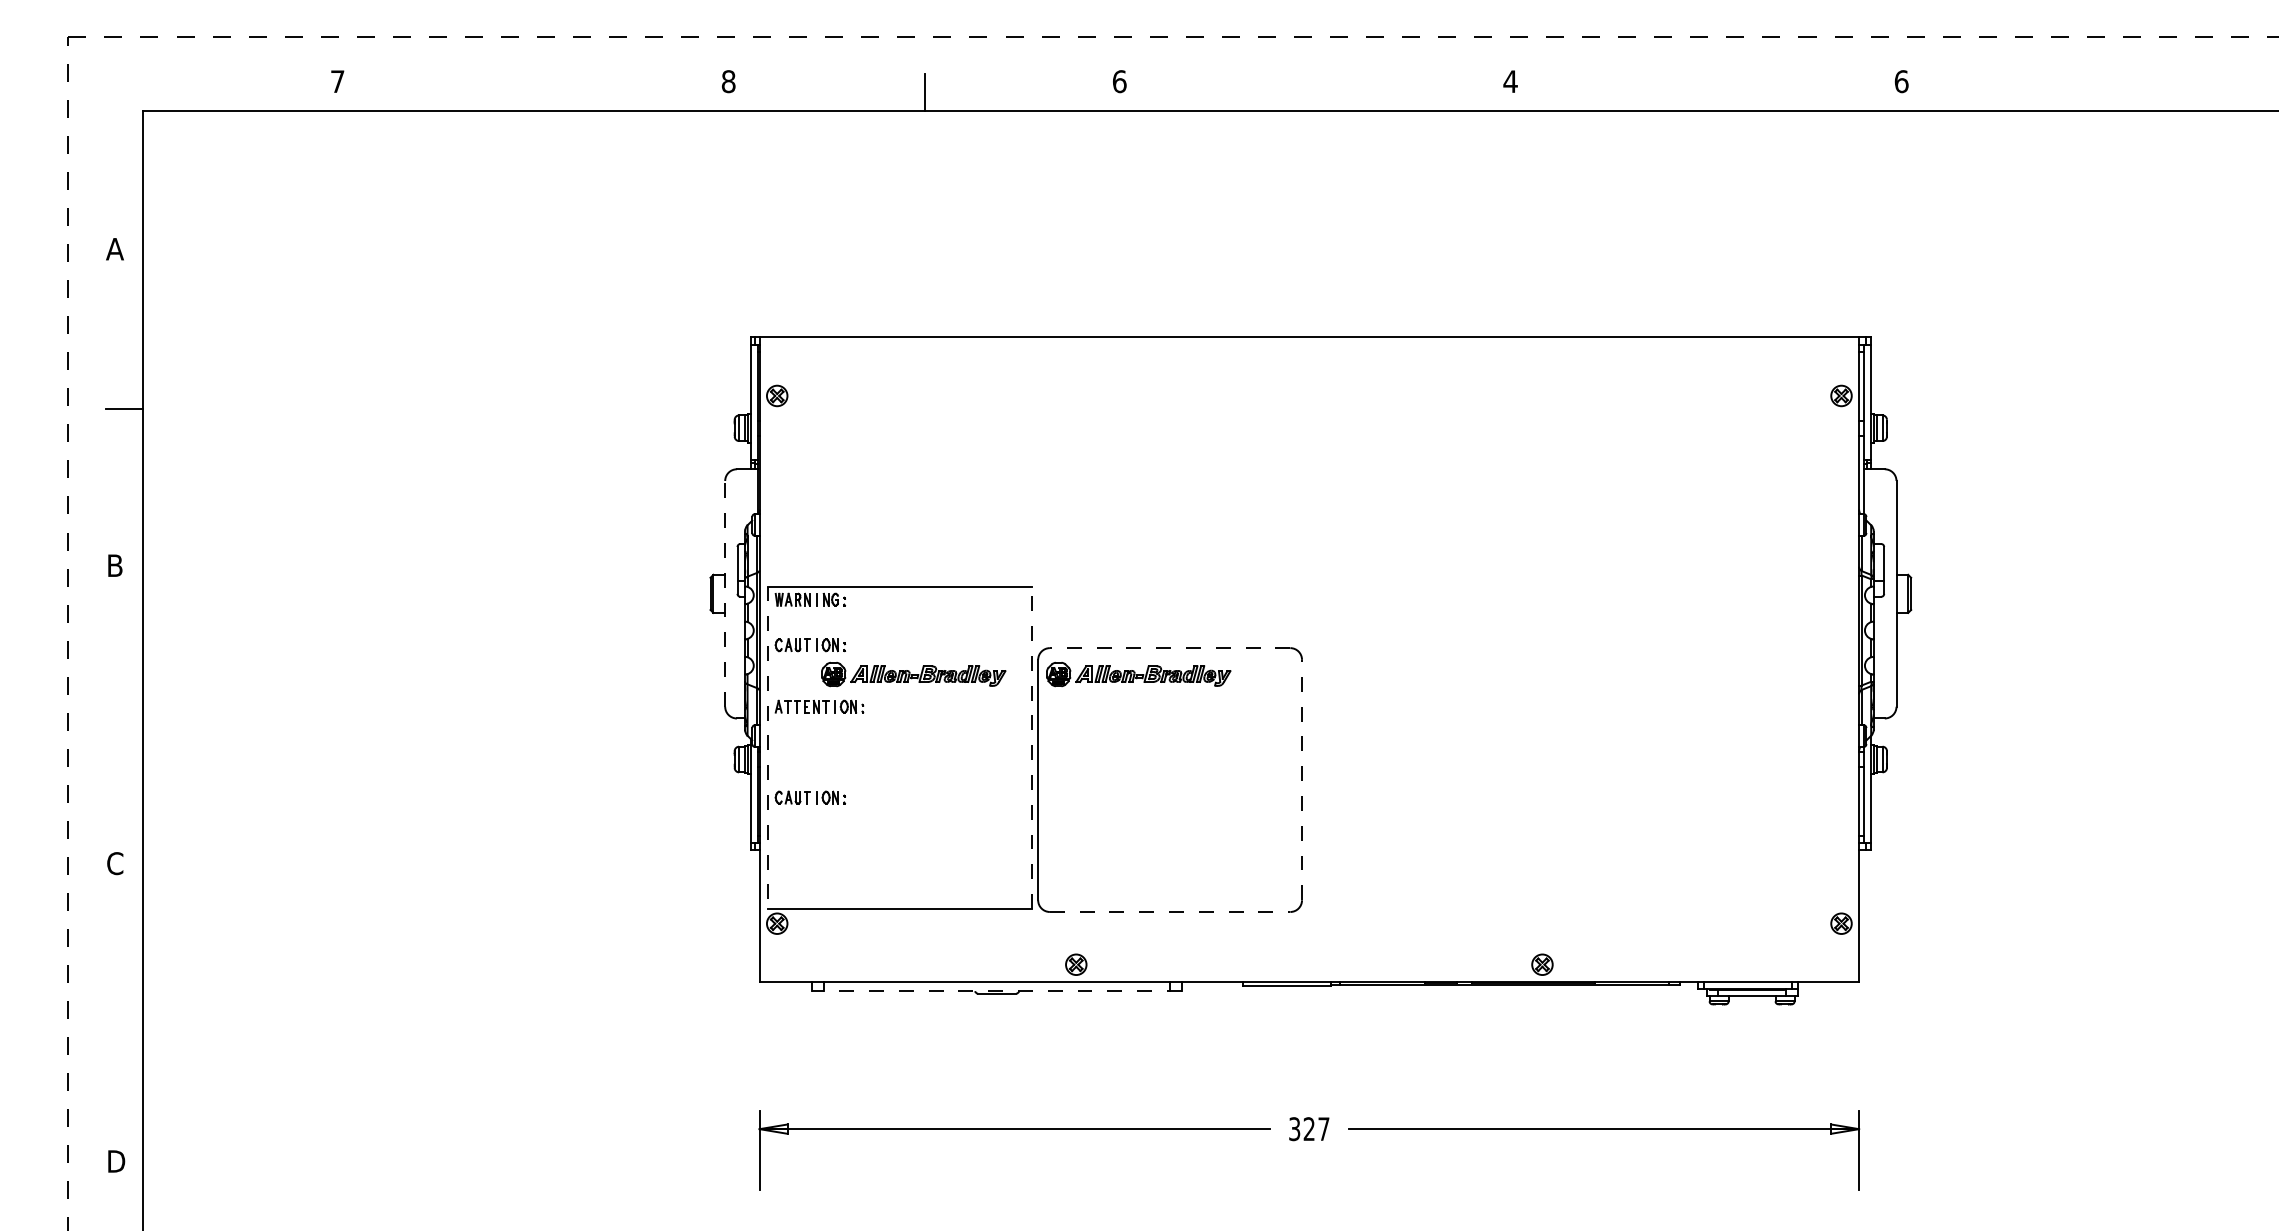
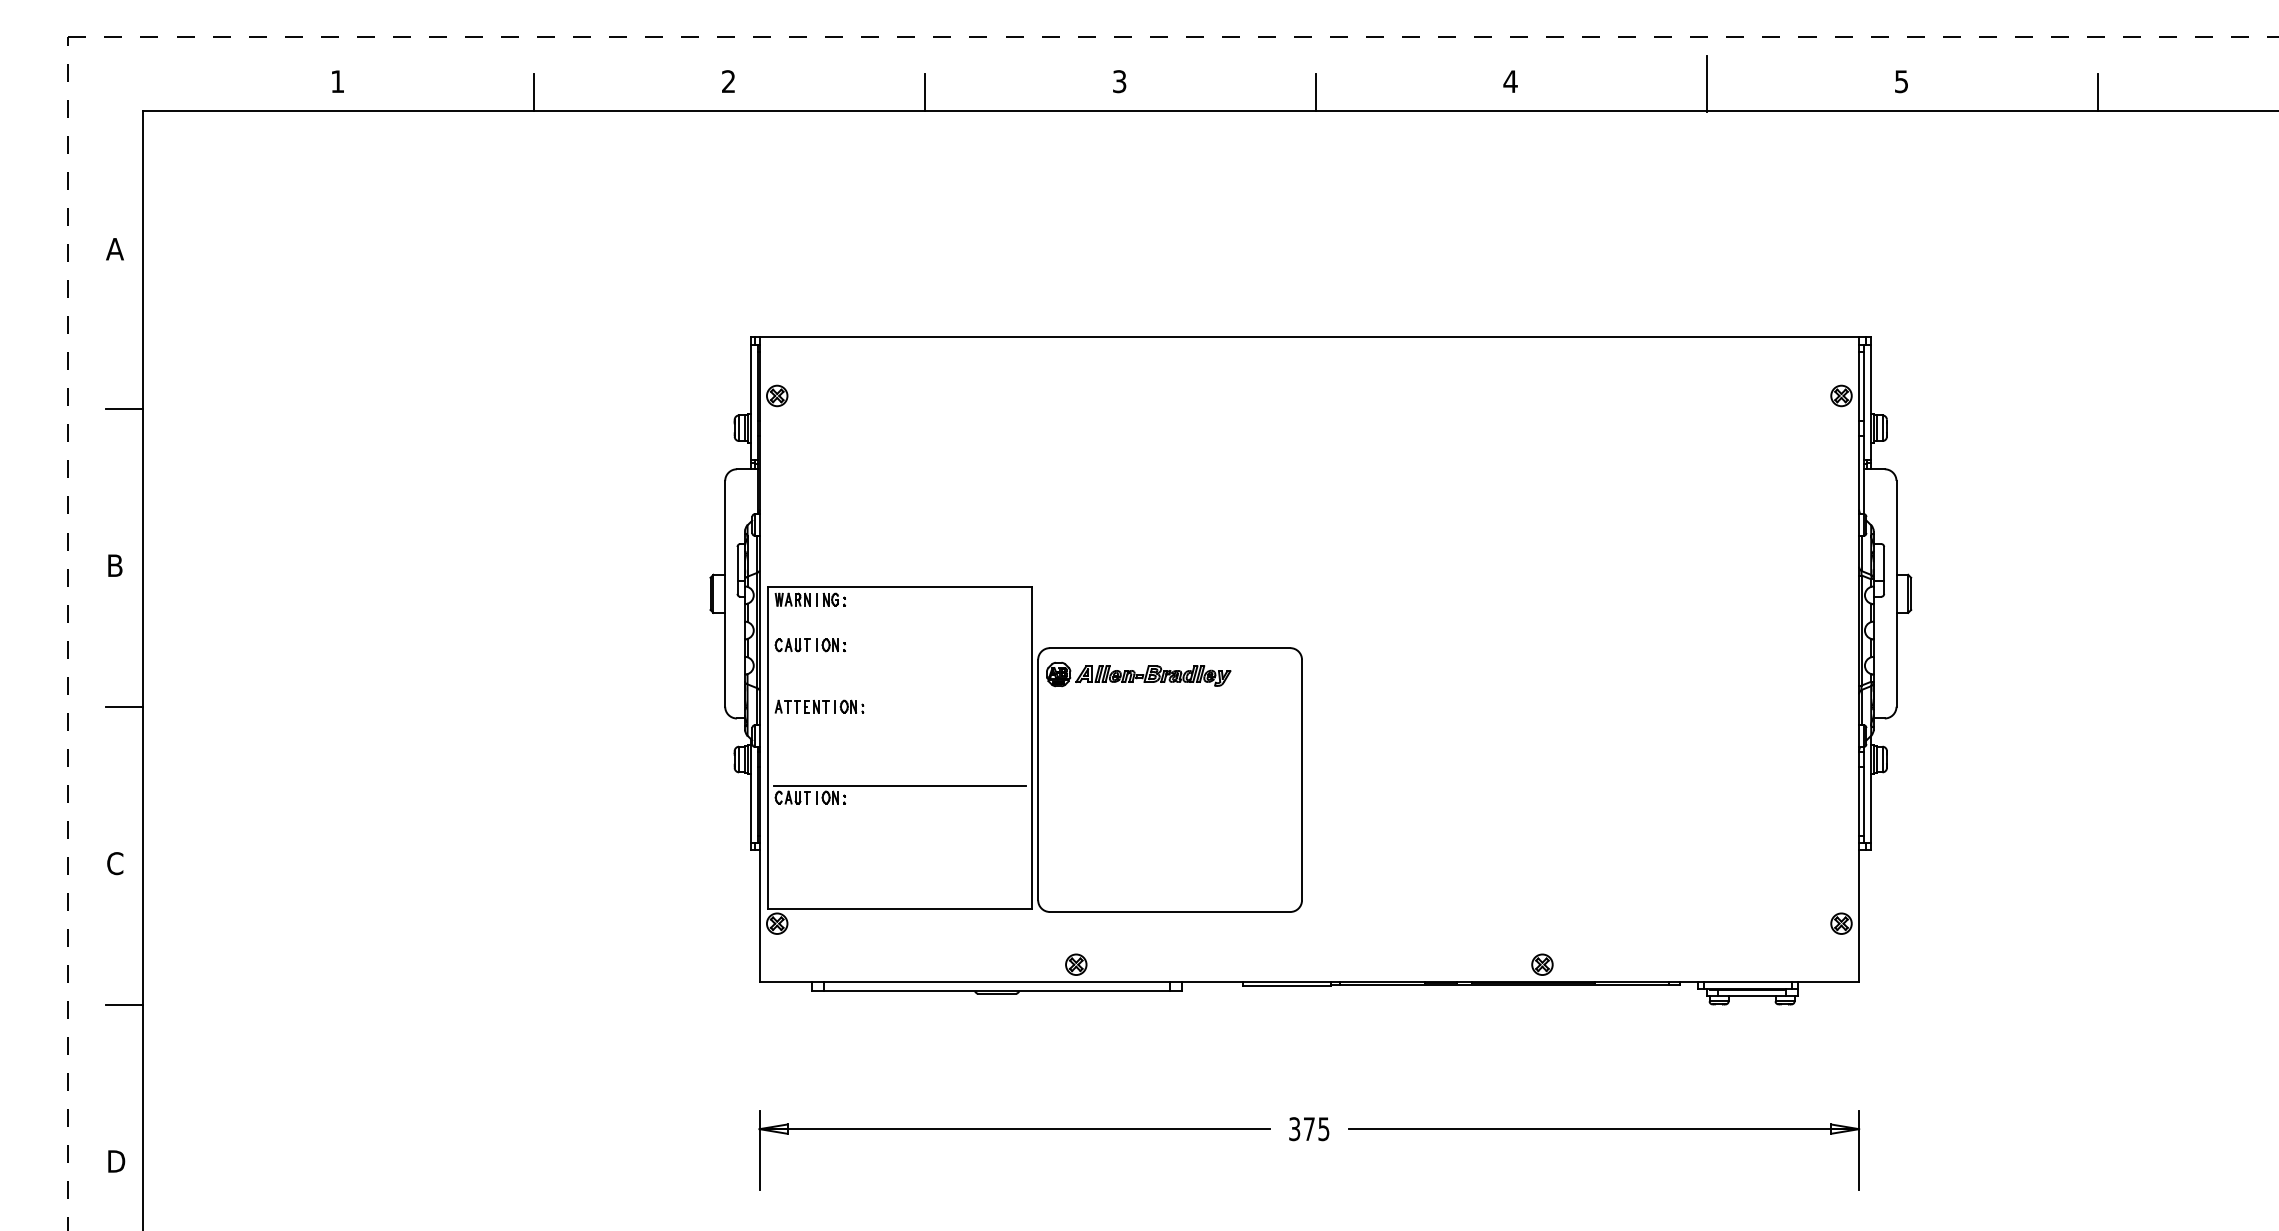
text: 7 -> 1 (337, 81)
text: 8 -> 2 (728, 81)
text: 6 -> 3 (1119, 81)
text: 6 -> 5 (1901, 81)
line: none -> present (1706, 83)
line: none -> present (533, 92)
line: none -> present (1315, 92)
line: none -> present (2097, 92)
line: dashed -> solid (725, 593)
line: dashed -> solid (1169, 648)
part: present -> none (913, 674)
line: none -> present (123, 707)
line: dashed -> solid (1032, 747)
line: dashed -> solid (768, 748)
line: dashed -> solid (1302, 779)
line: none -> present (900, 785)
line: dashed -> solid (1170, 911)
line: dashed -> solid (997, 991)
line: none -> present (123, 1005)
text: 327 -> 375 (1316, 1129)
